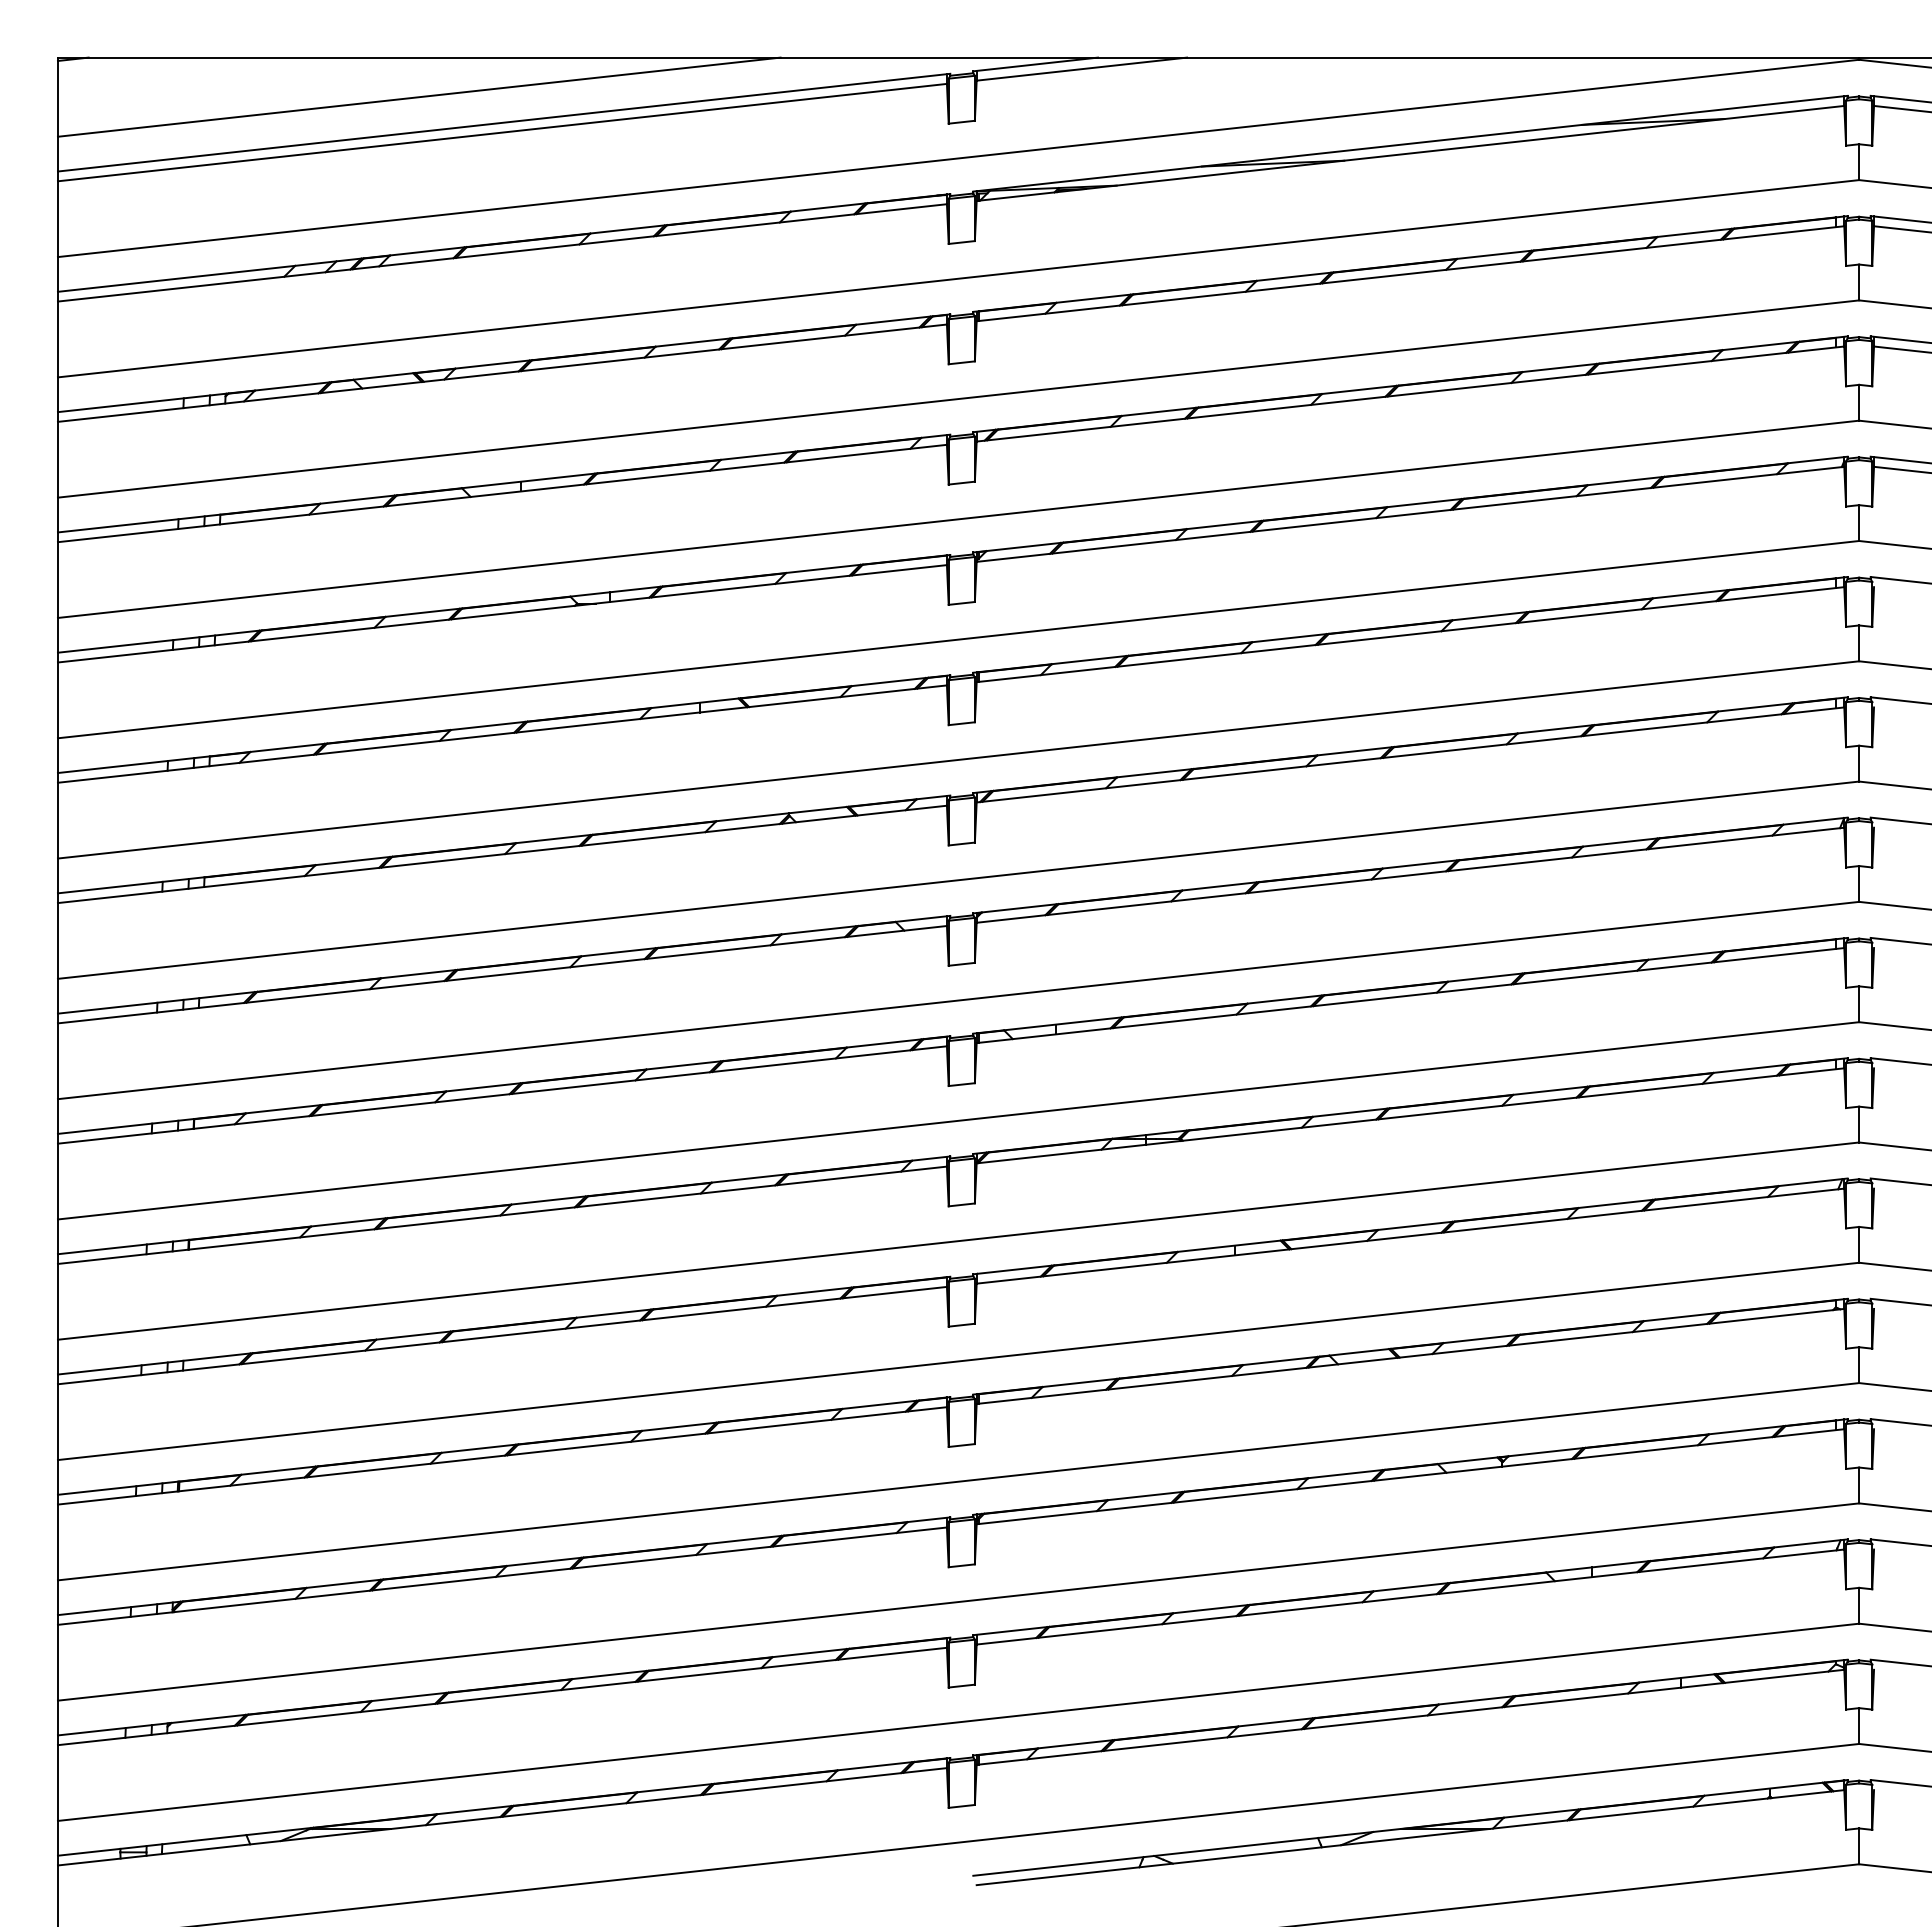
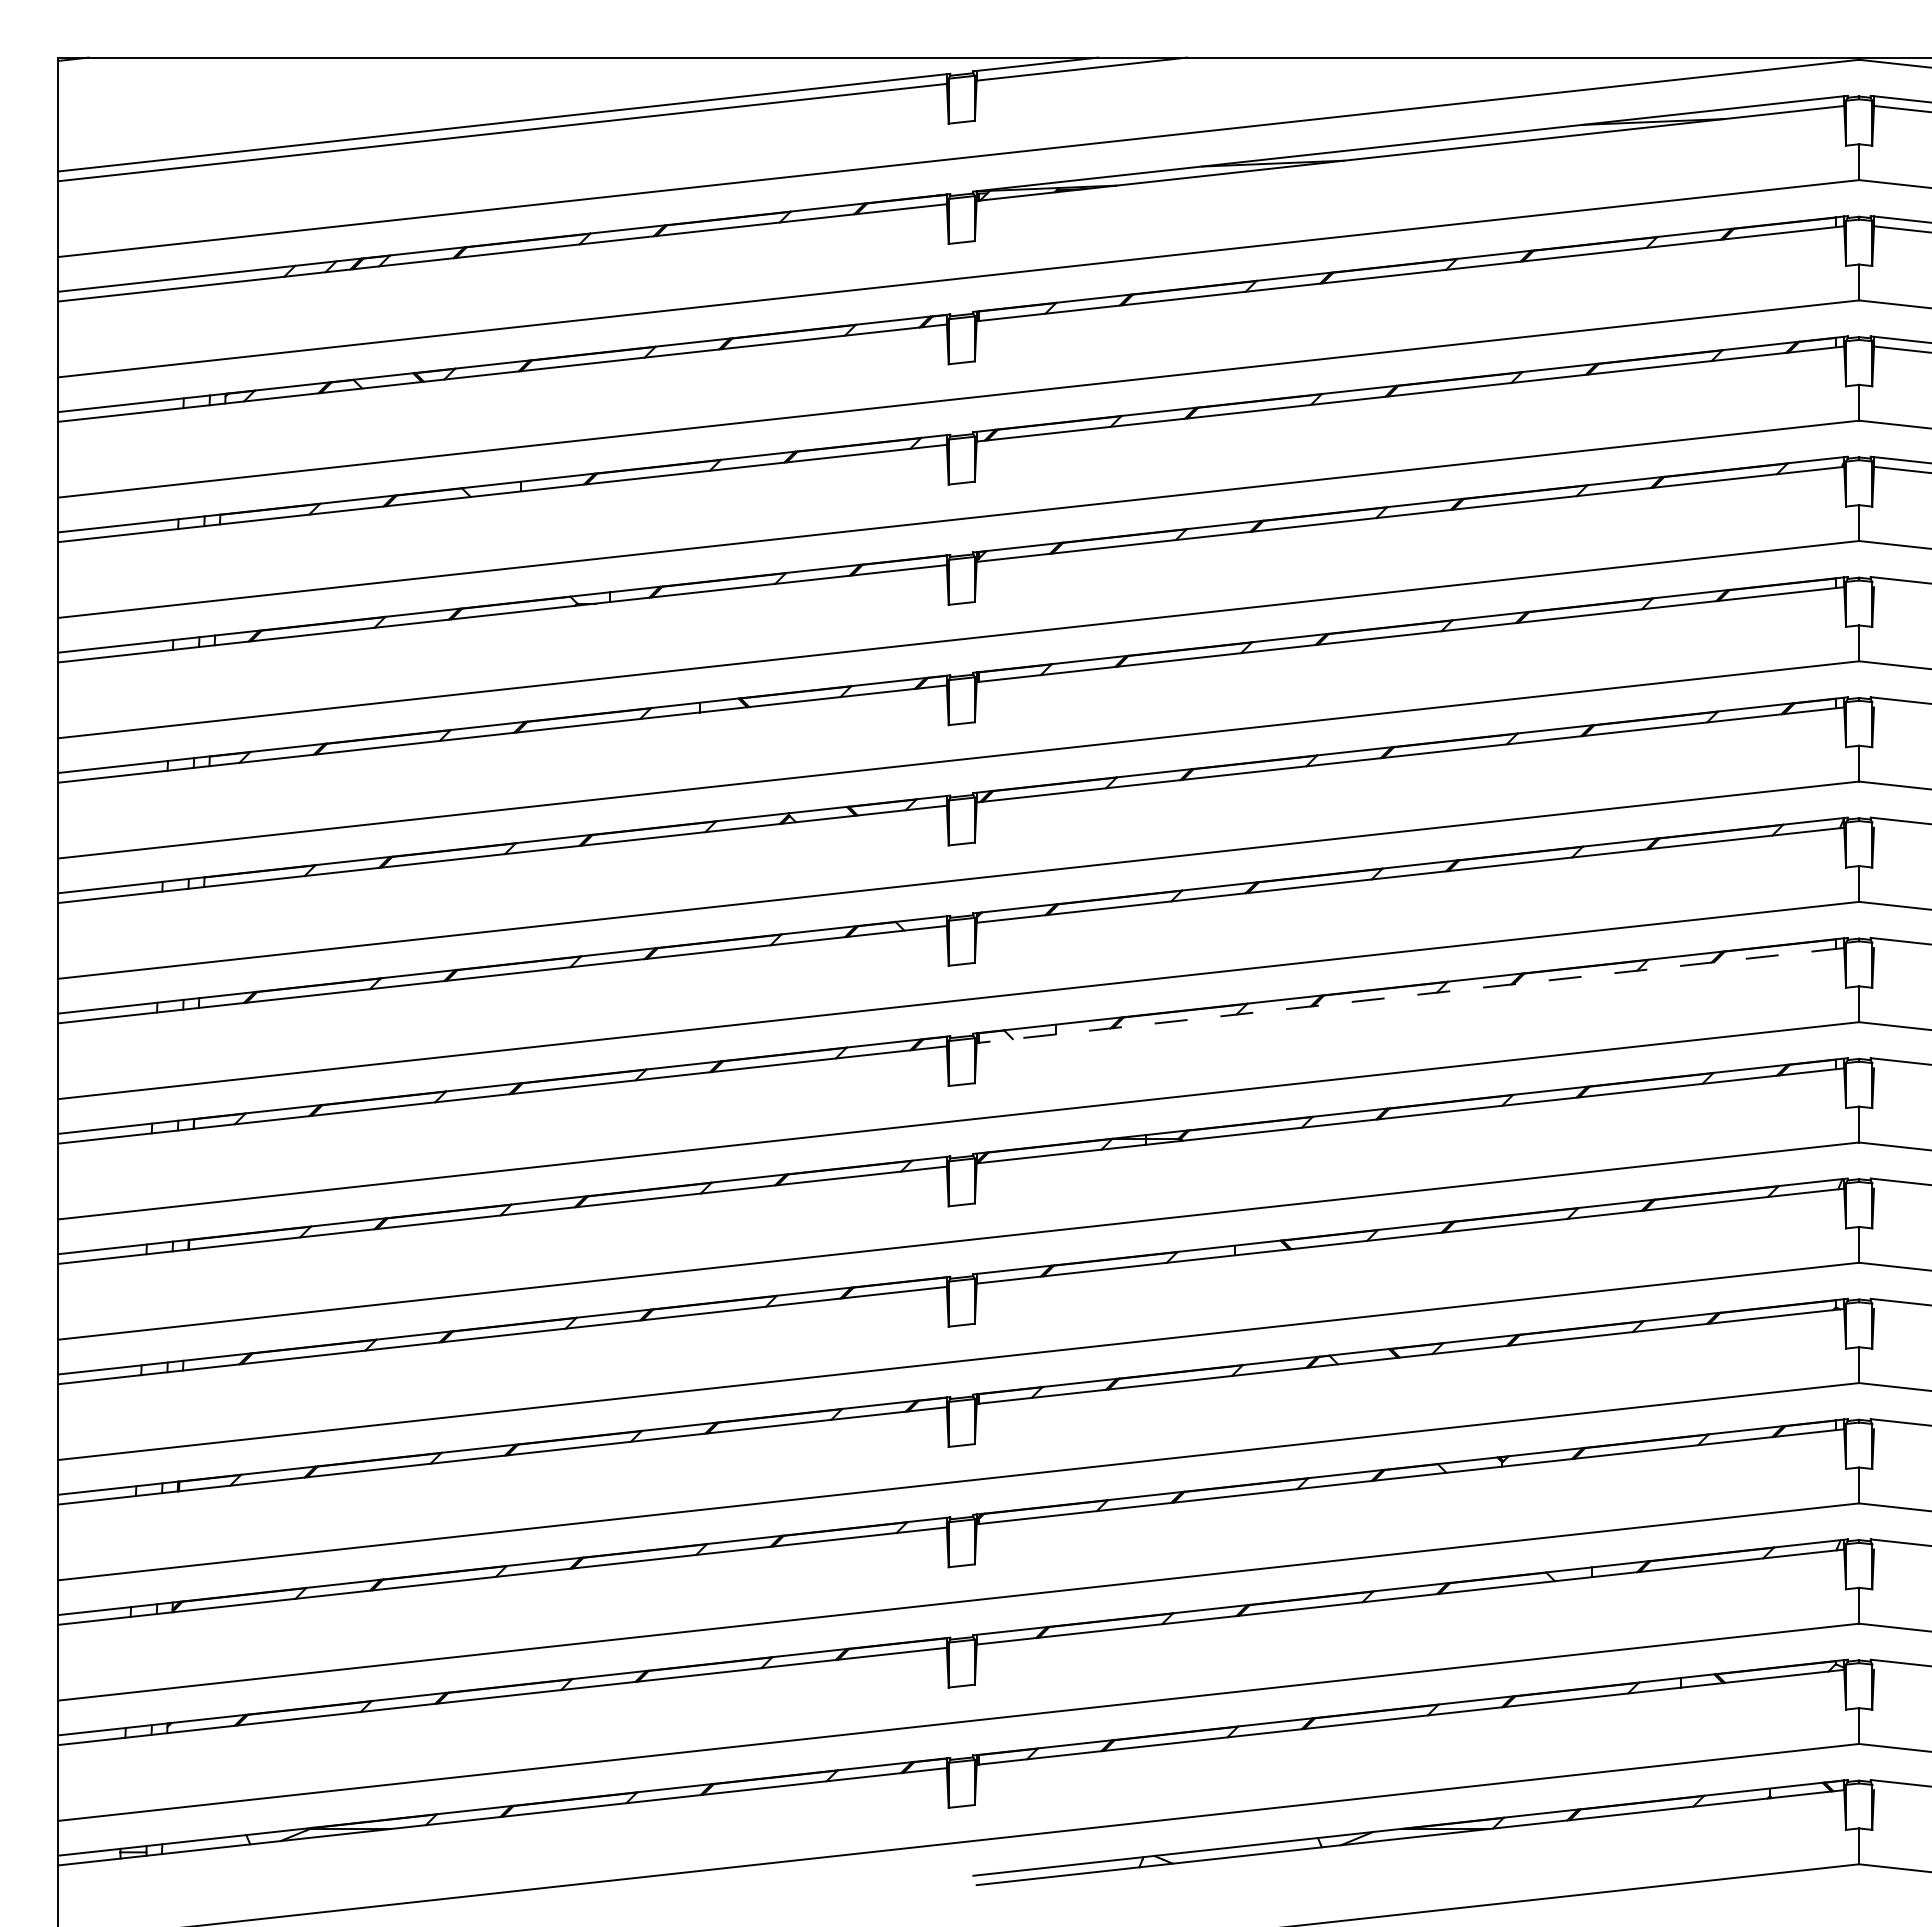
line: present -> none (418, 96)
line: solid -> dashed (1409, 995)
